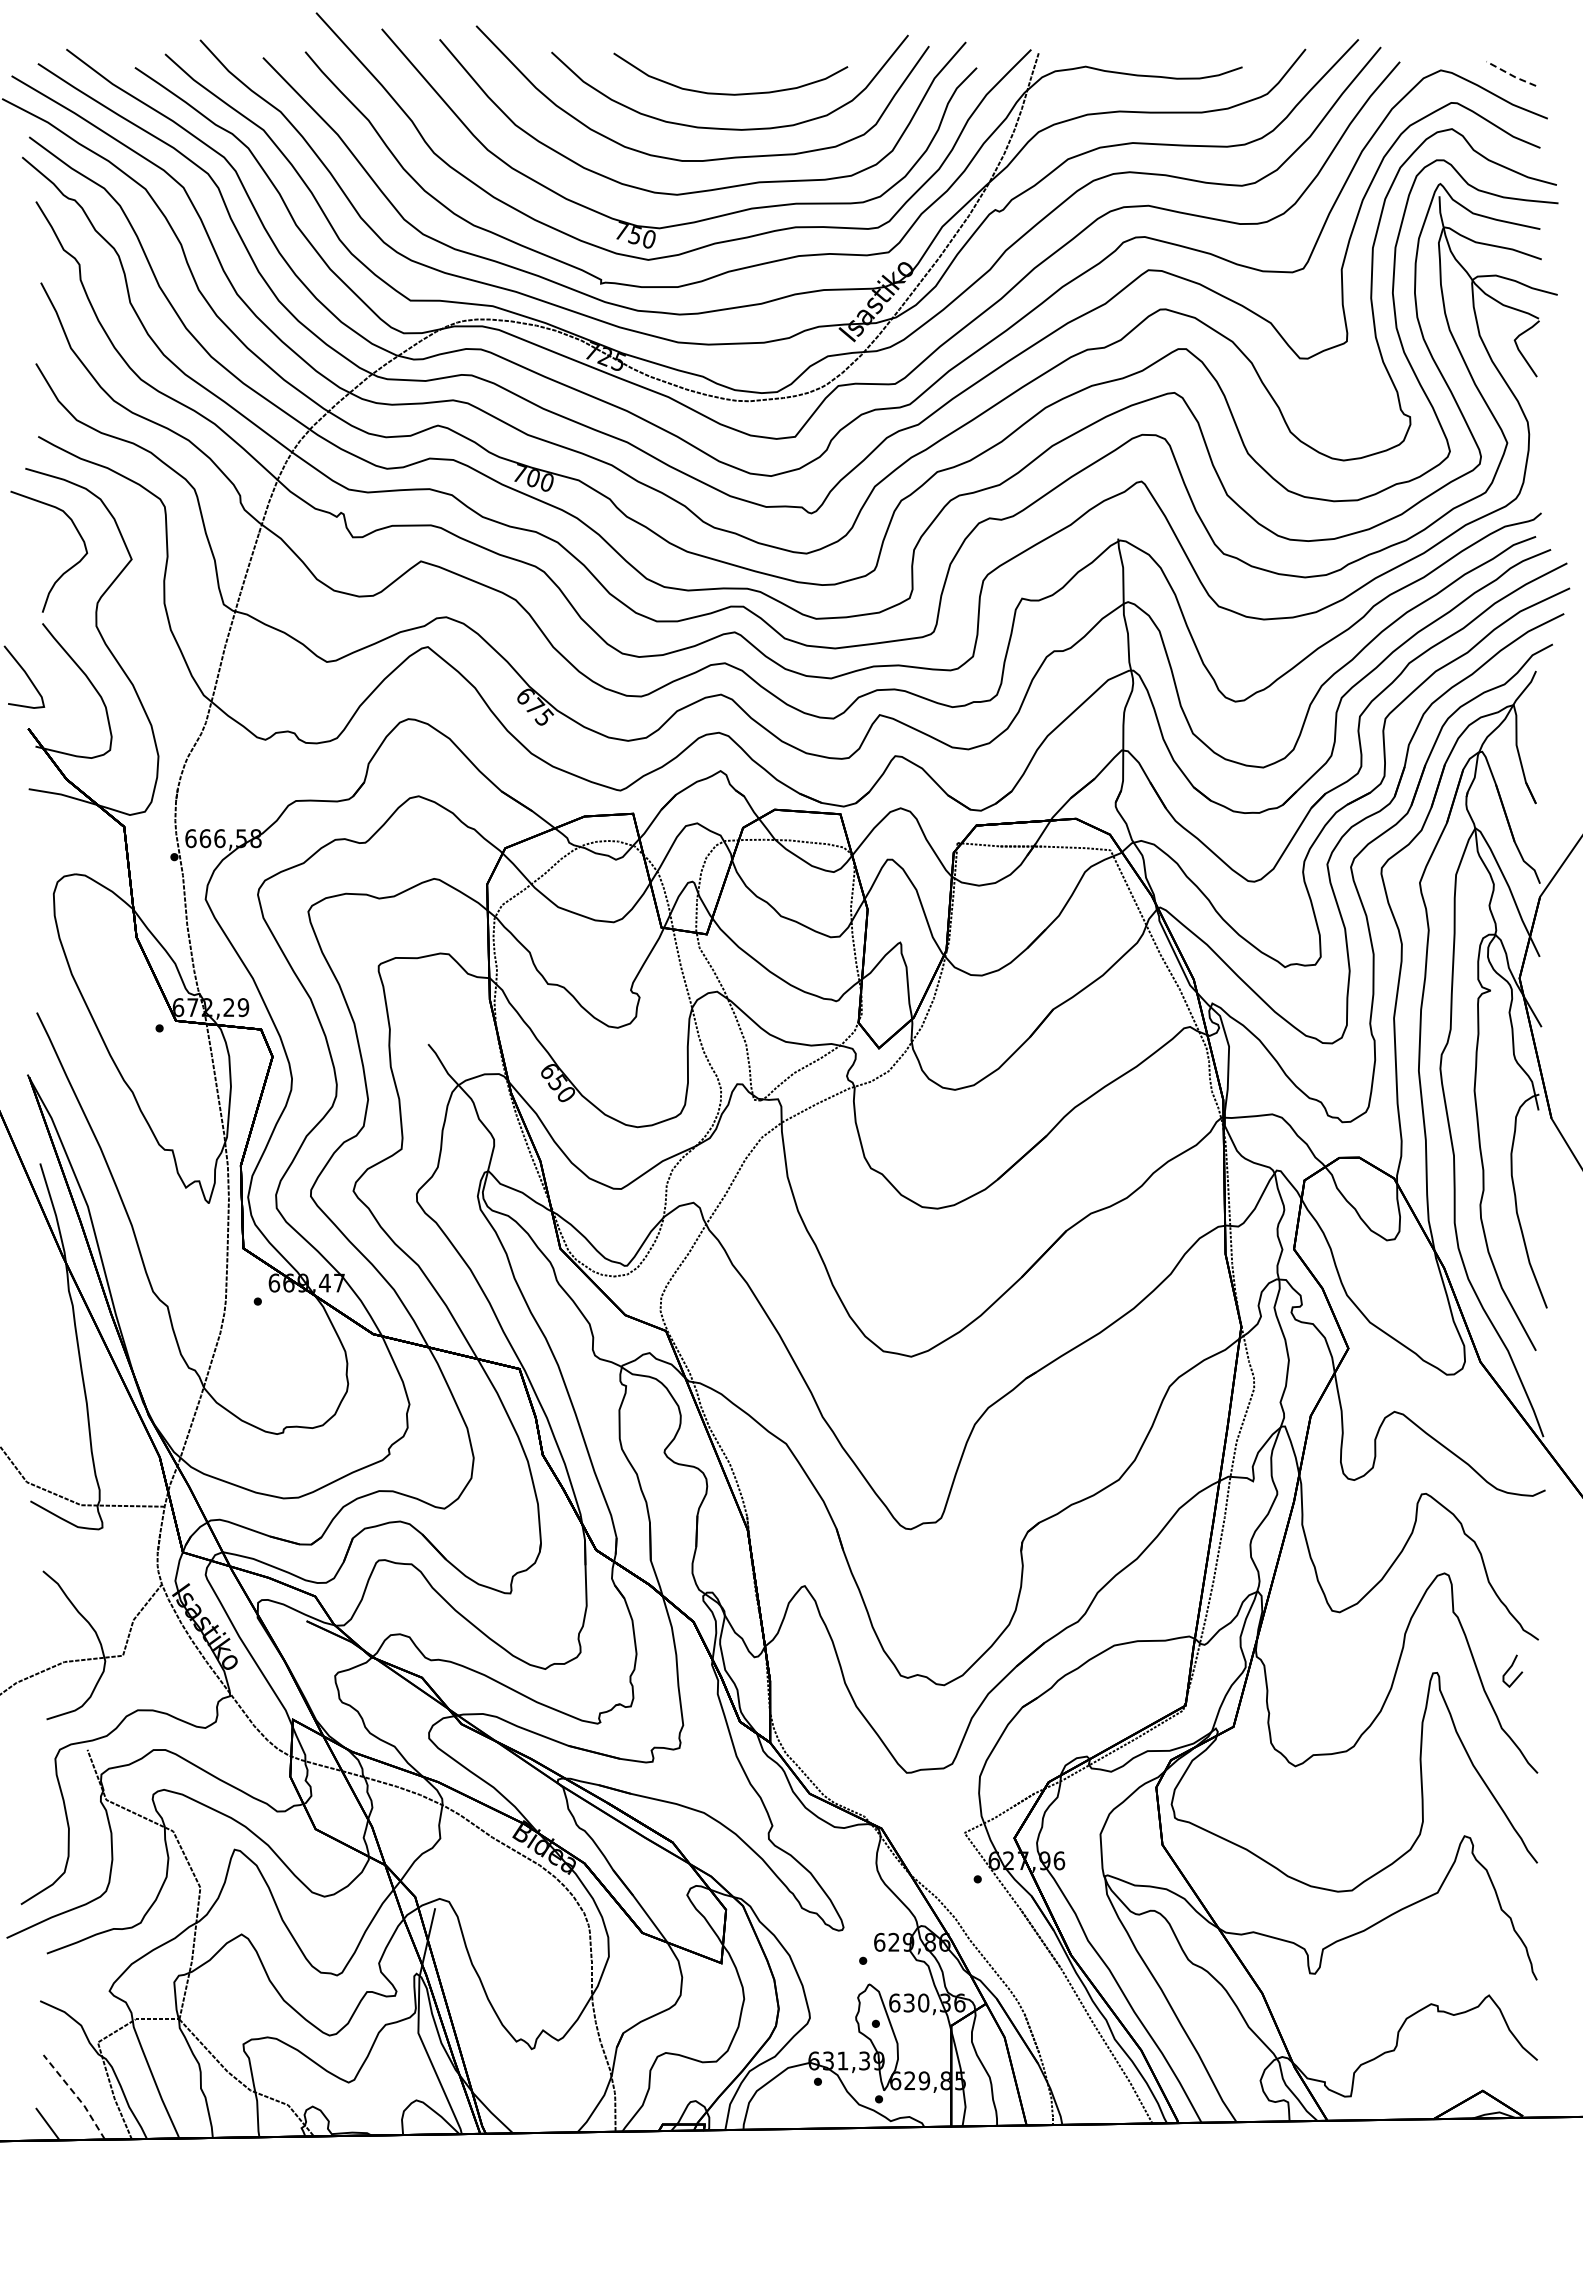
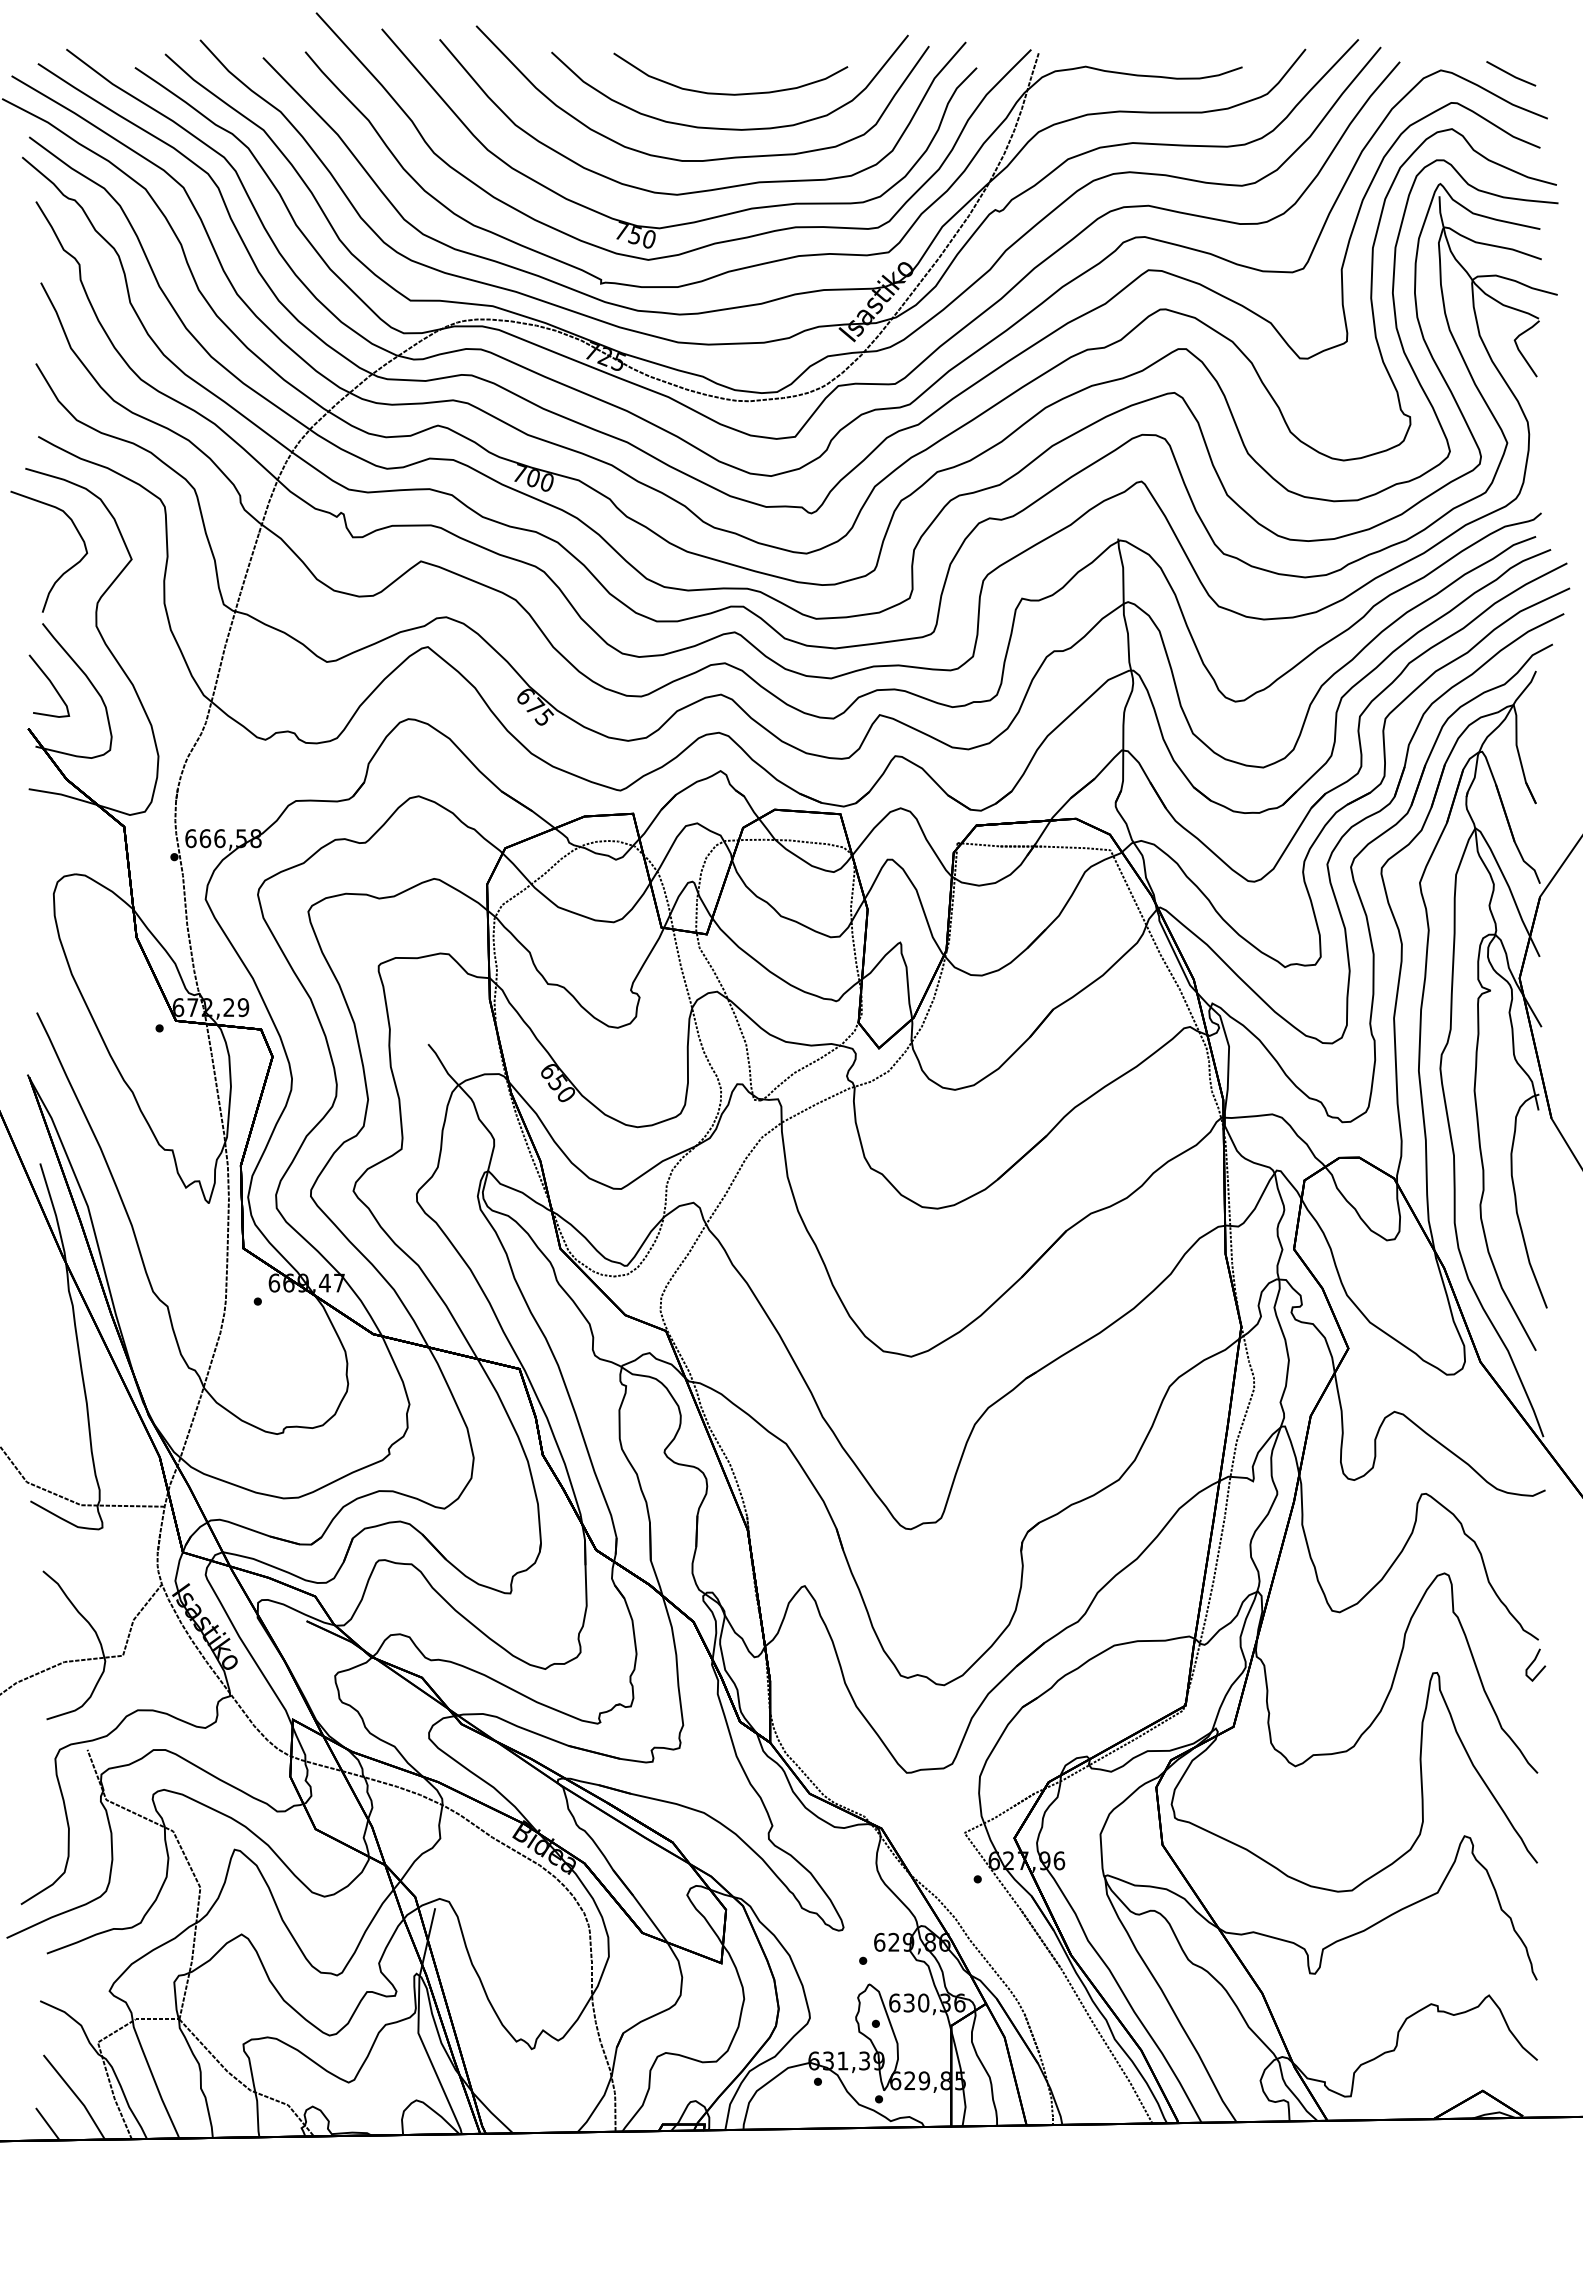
line: dashed -> solid (1511, 75)
curve position: (25, 674) -> (50, 683) (50, 683)
curve position: (1510, 1668) -> (1533, 1662) (1533, 1662)
line: dashed -> solid (76, 2095)
